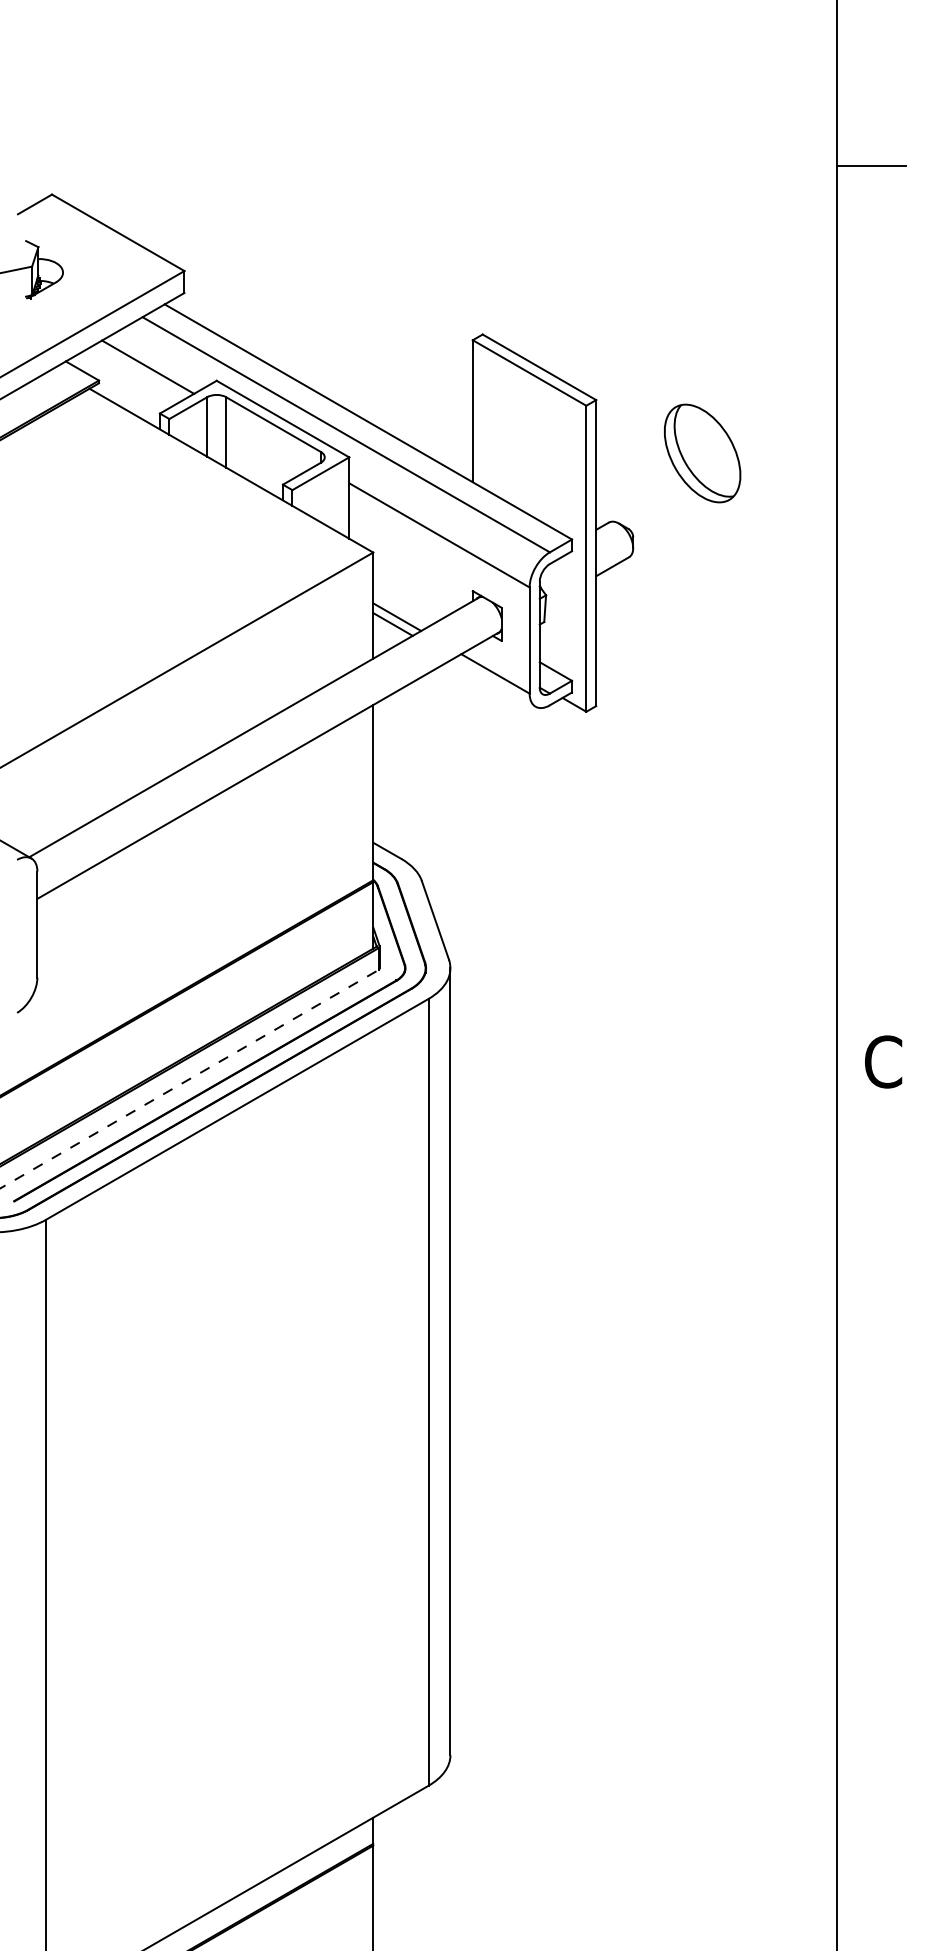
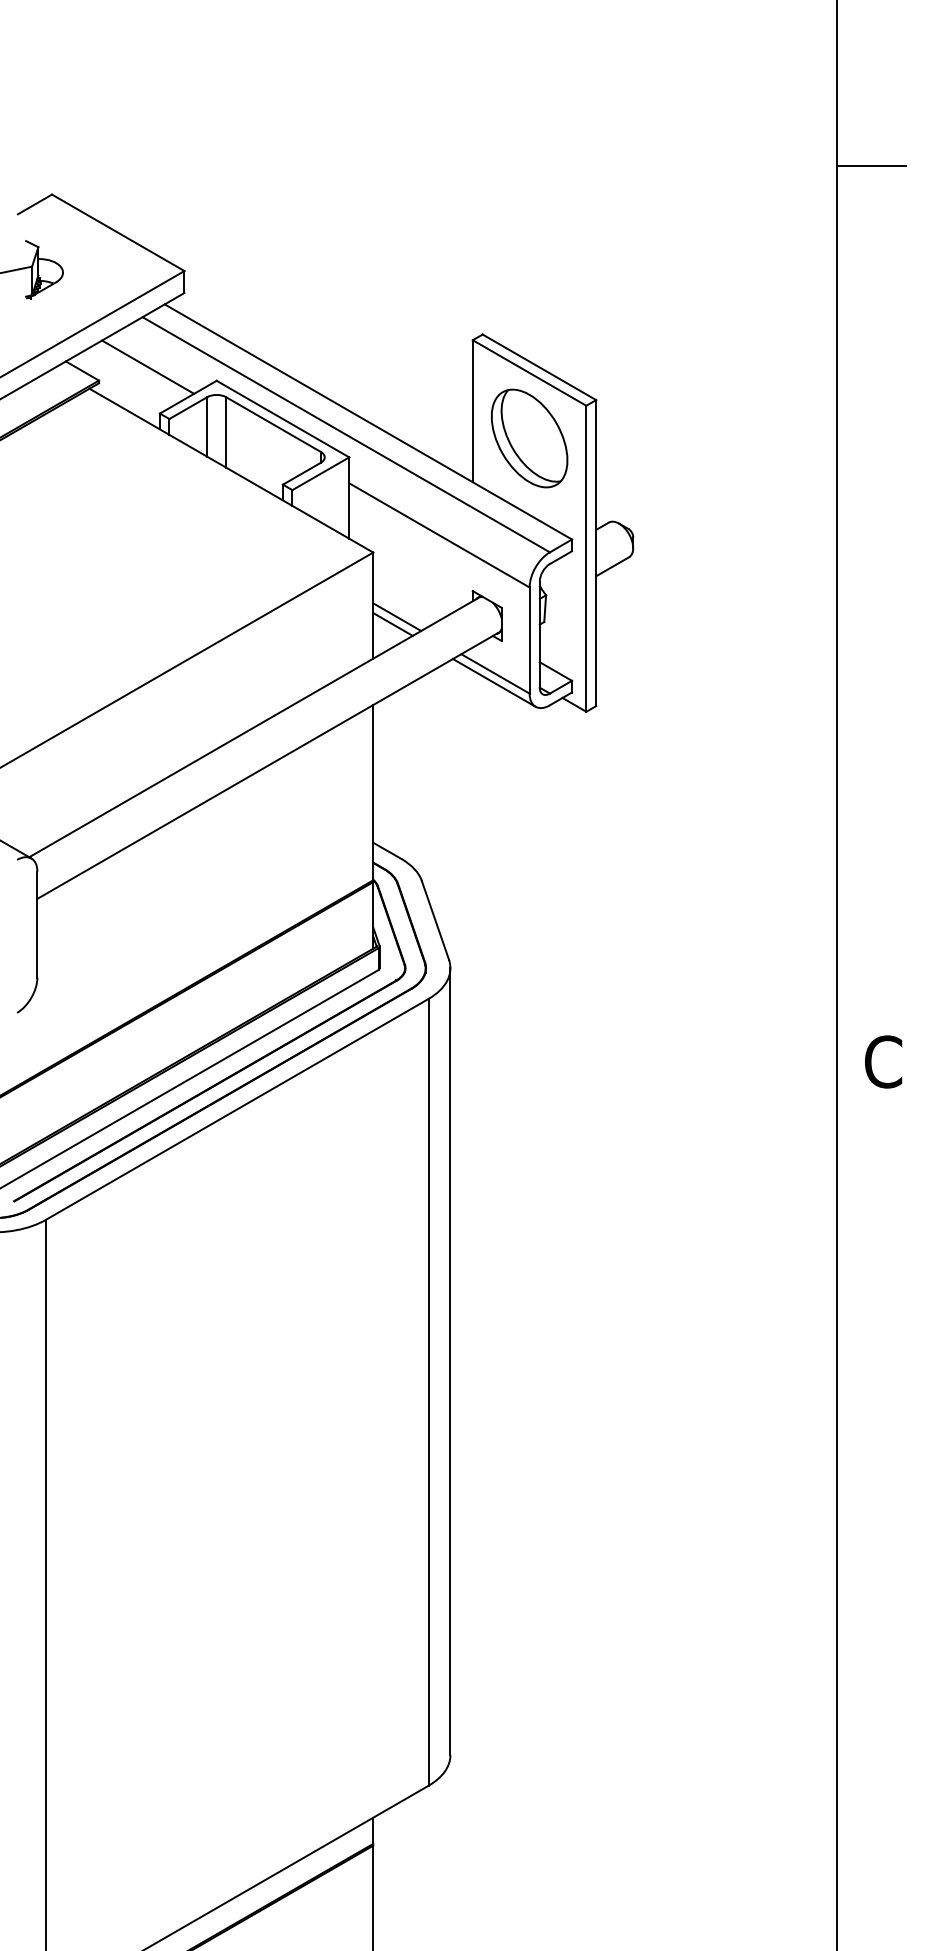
part position: (702, 453) -> (529, 438) (529, 438)
line: none -> present (493, 682)
line: dashed -> solid (189, 1078)
